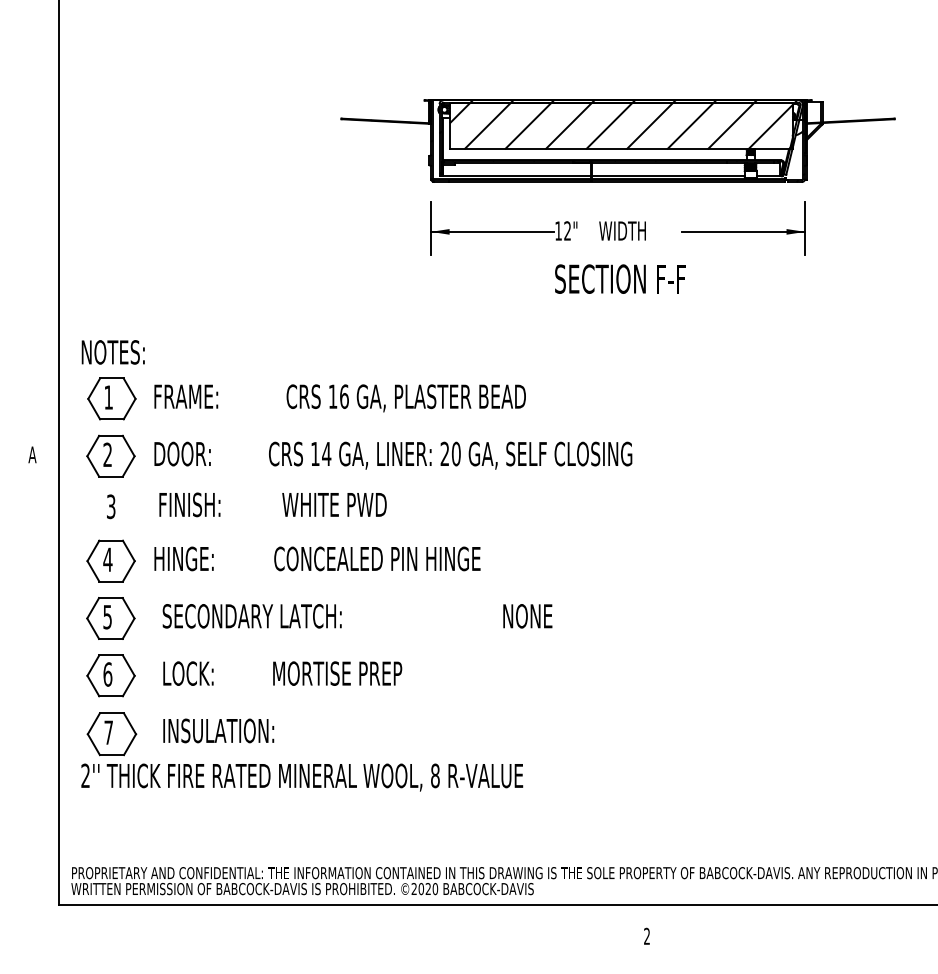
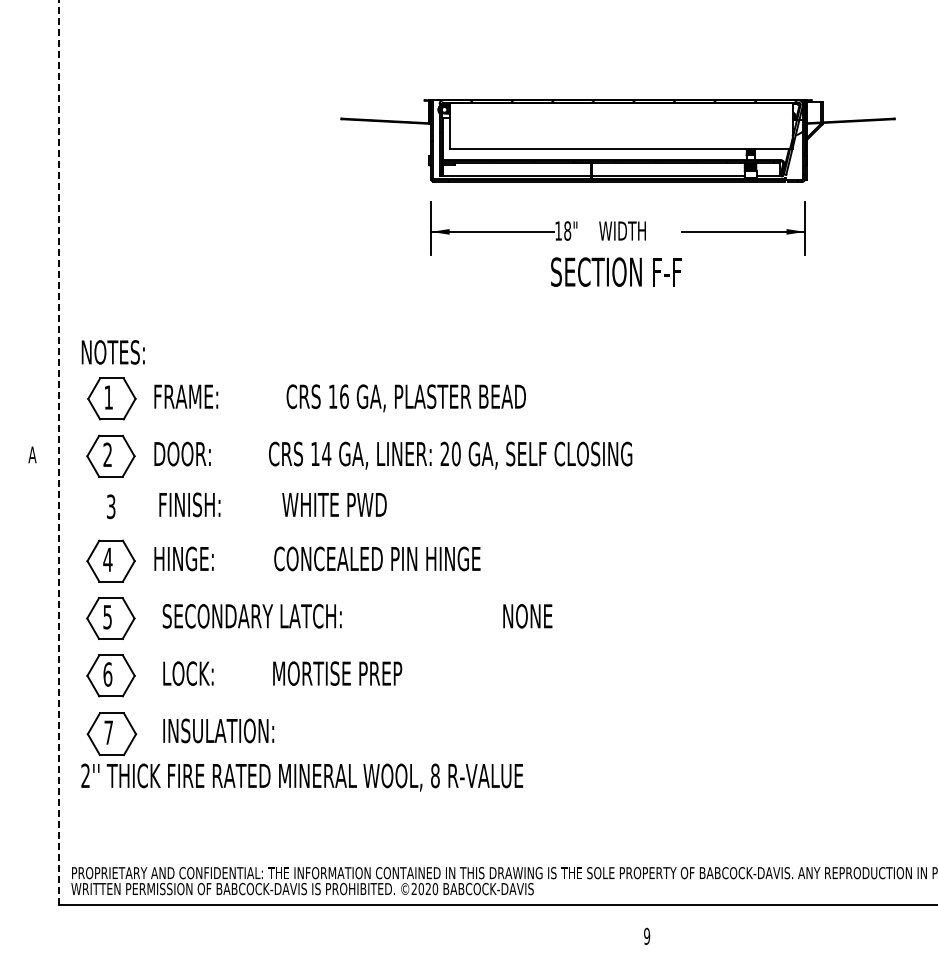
hatch: present -> none (620, 125)
text: 12" -> 18" (567, 230)
text position: (620, 278) -> (616, 271) (616, 271)
line: solid -> dashed (59, 453)
text: 2 -> 9 (647, 936)
